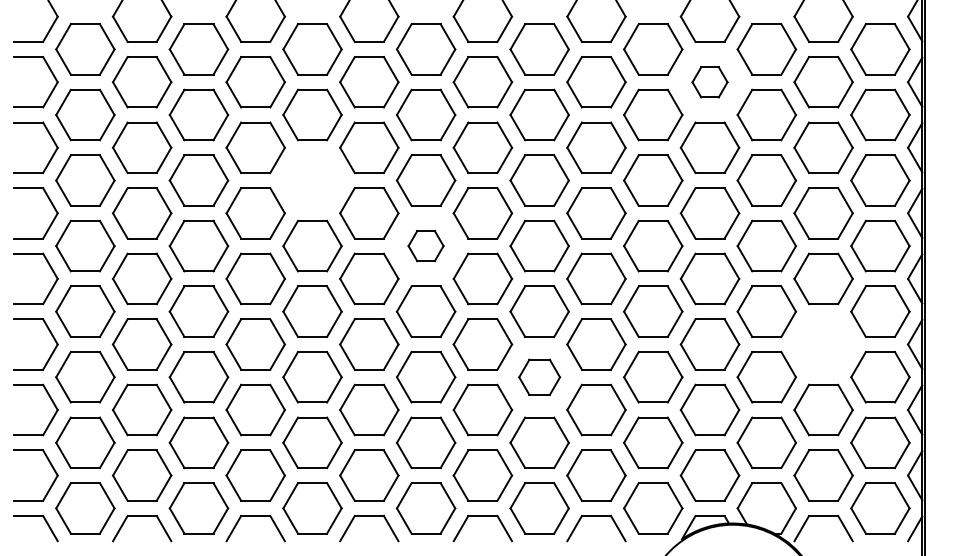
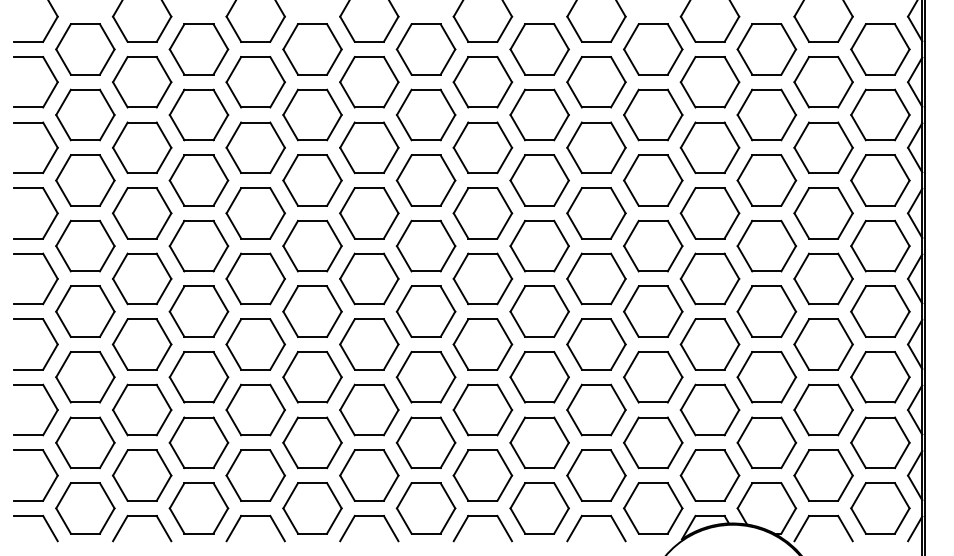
part size: 38x33 px -> 62x53 px (709, 82)
part: none -> present (312, 180)
part size: 38x33 px -> 62x54 px (425, 245)
part: none -> present (823, 344)
part size: 44x38 px -> 61x53 px (539, 377)
